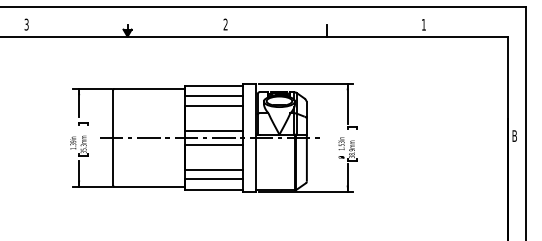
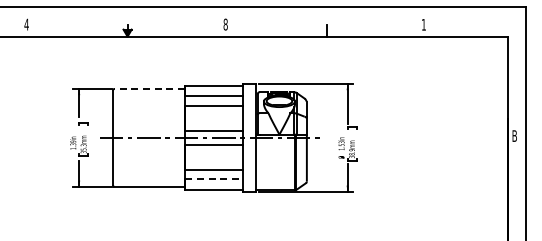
text: 3 -> 4 (26, 24)
text: 2 -> 8 (225, 24)
line: solid -> dashed (149, 89)
line: solid -> dashed (214, 179)
